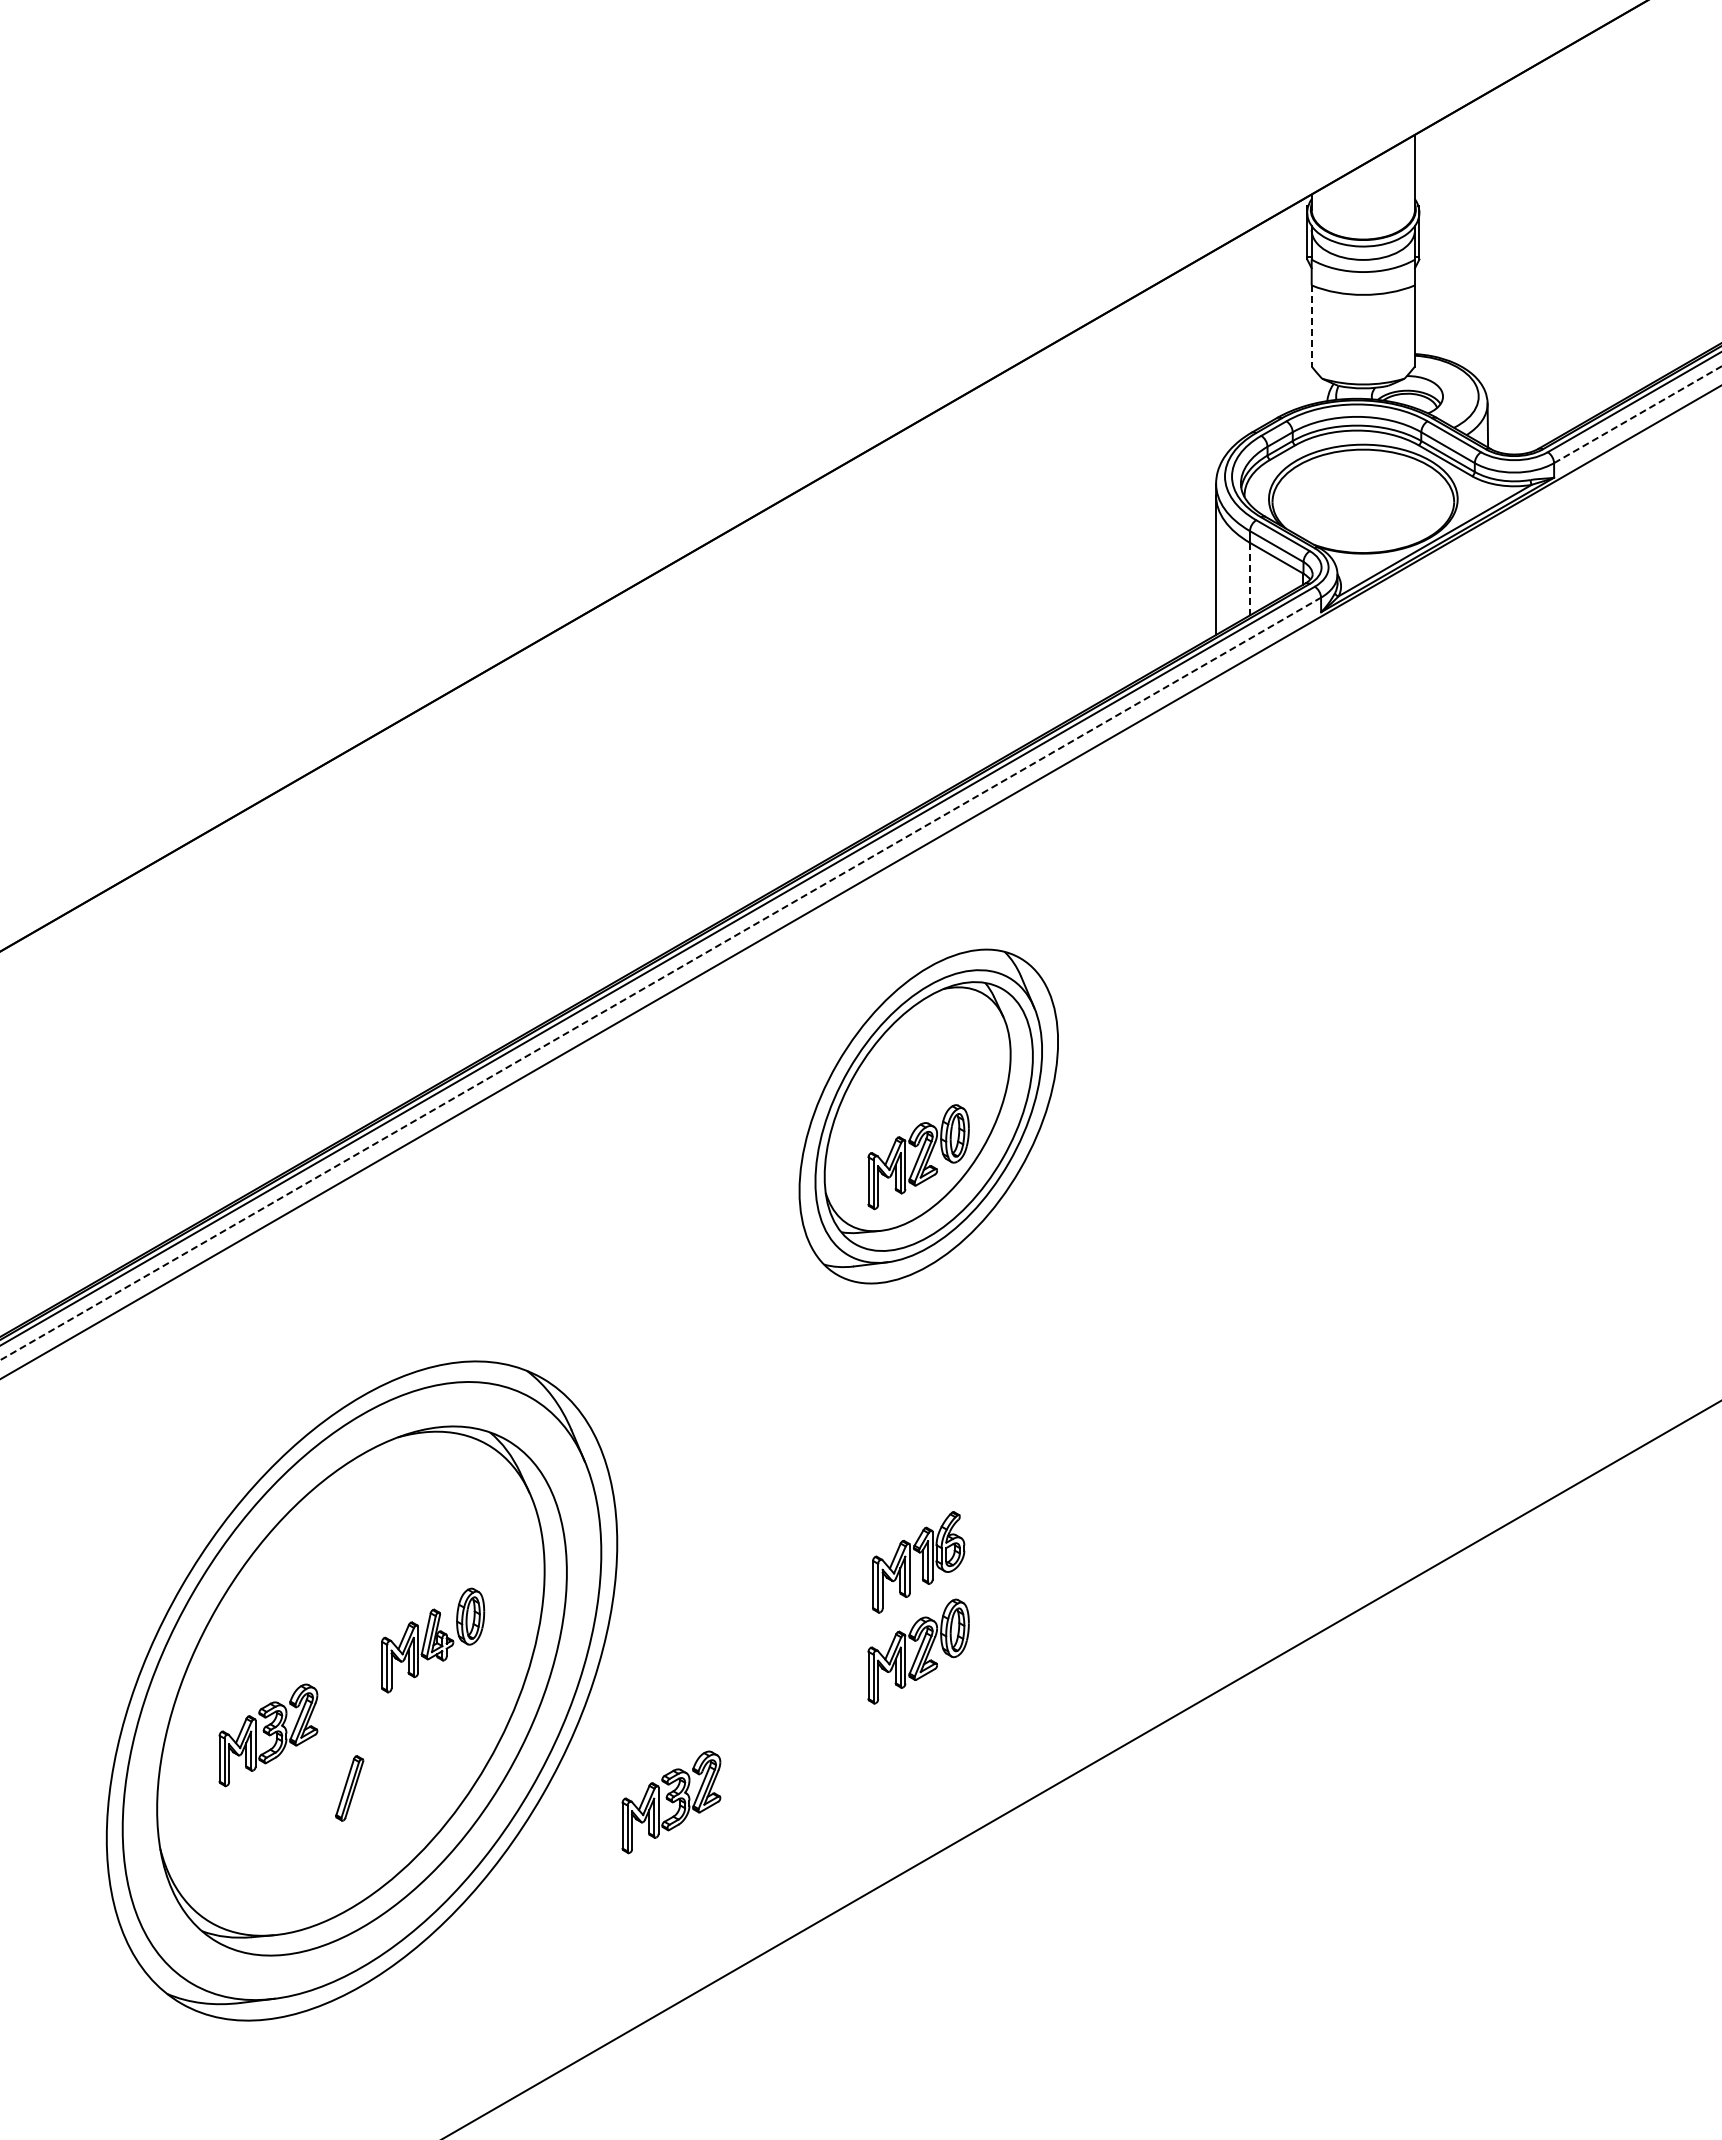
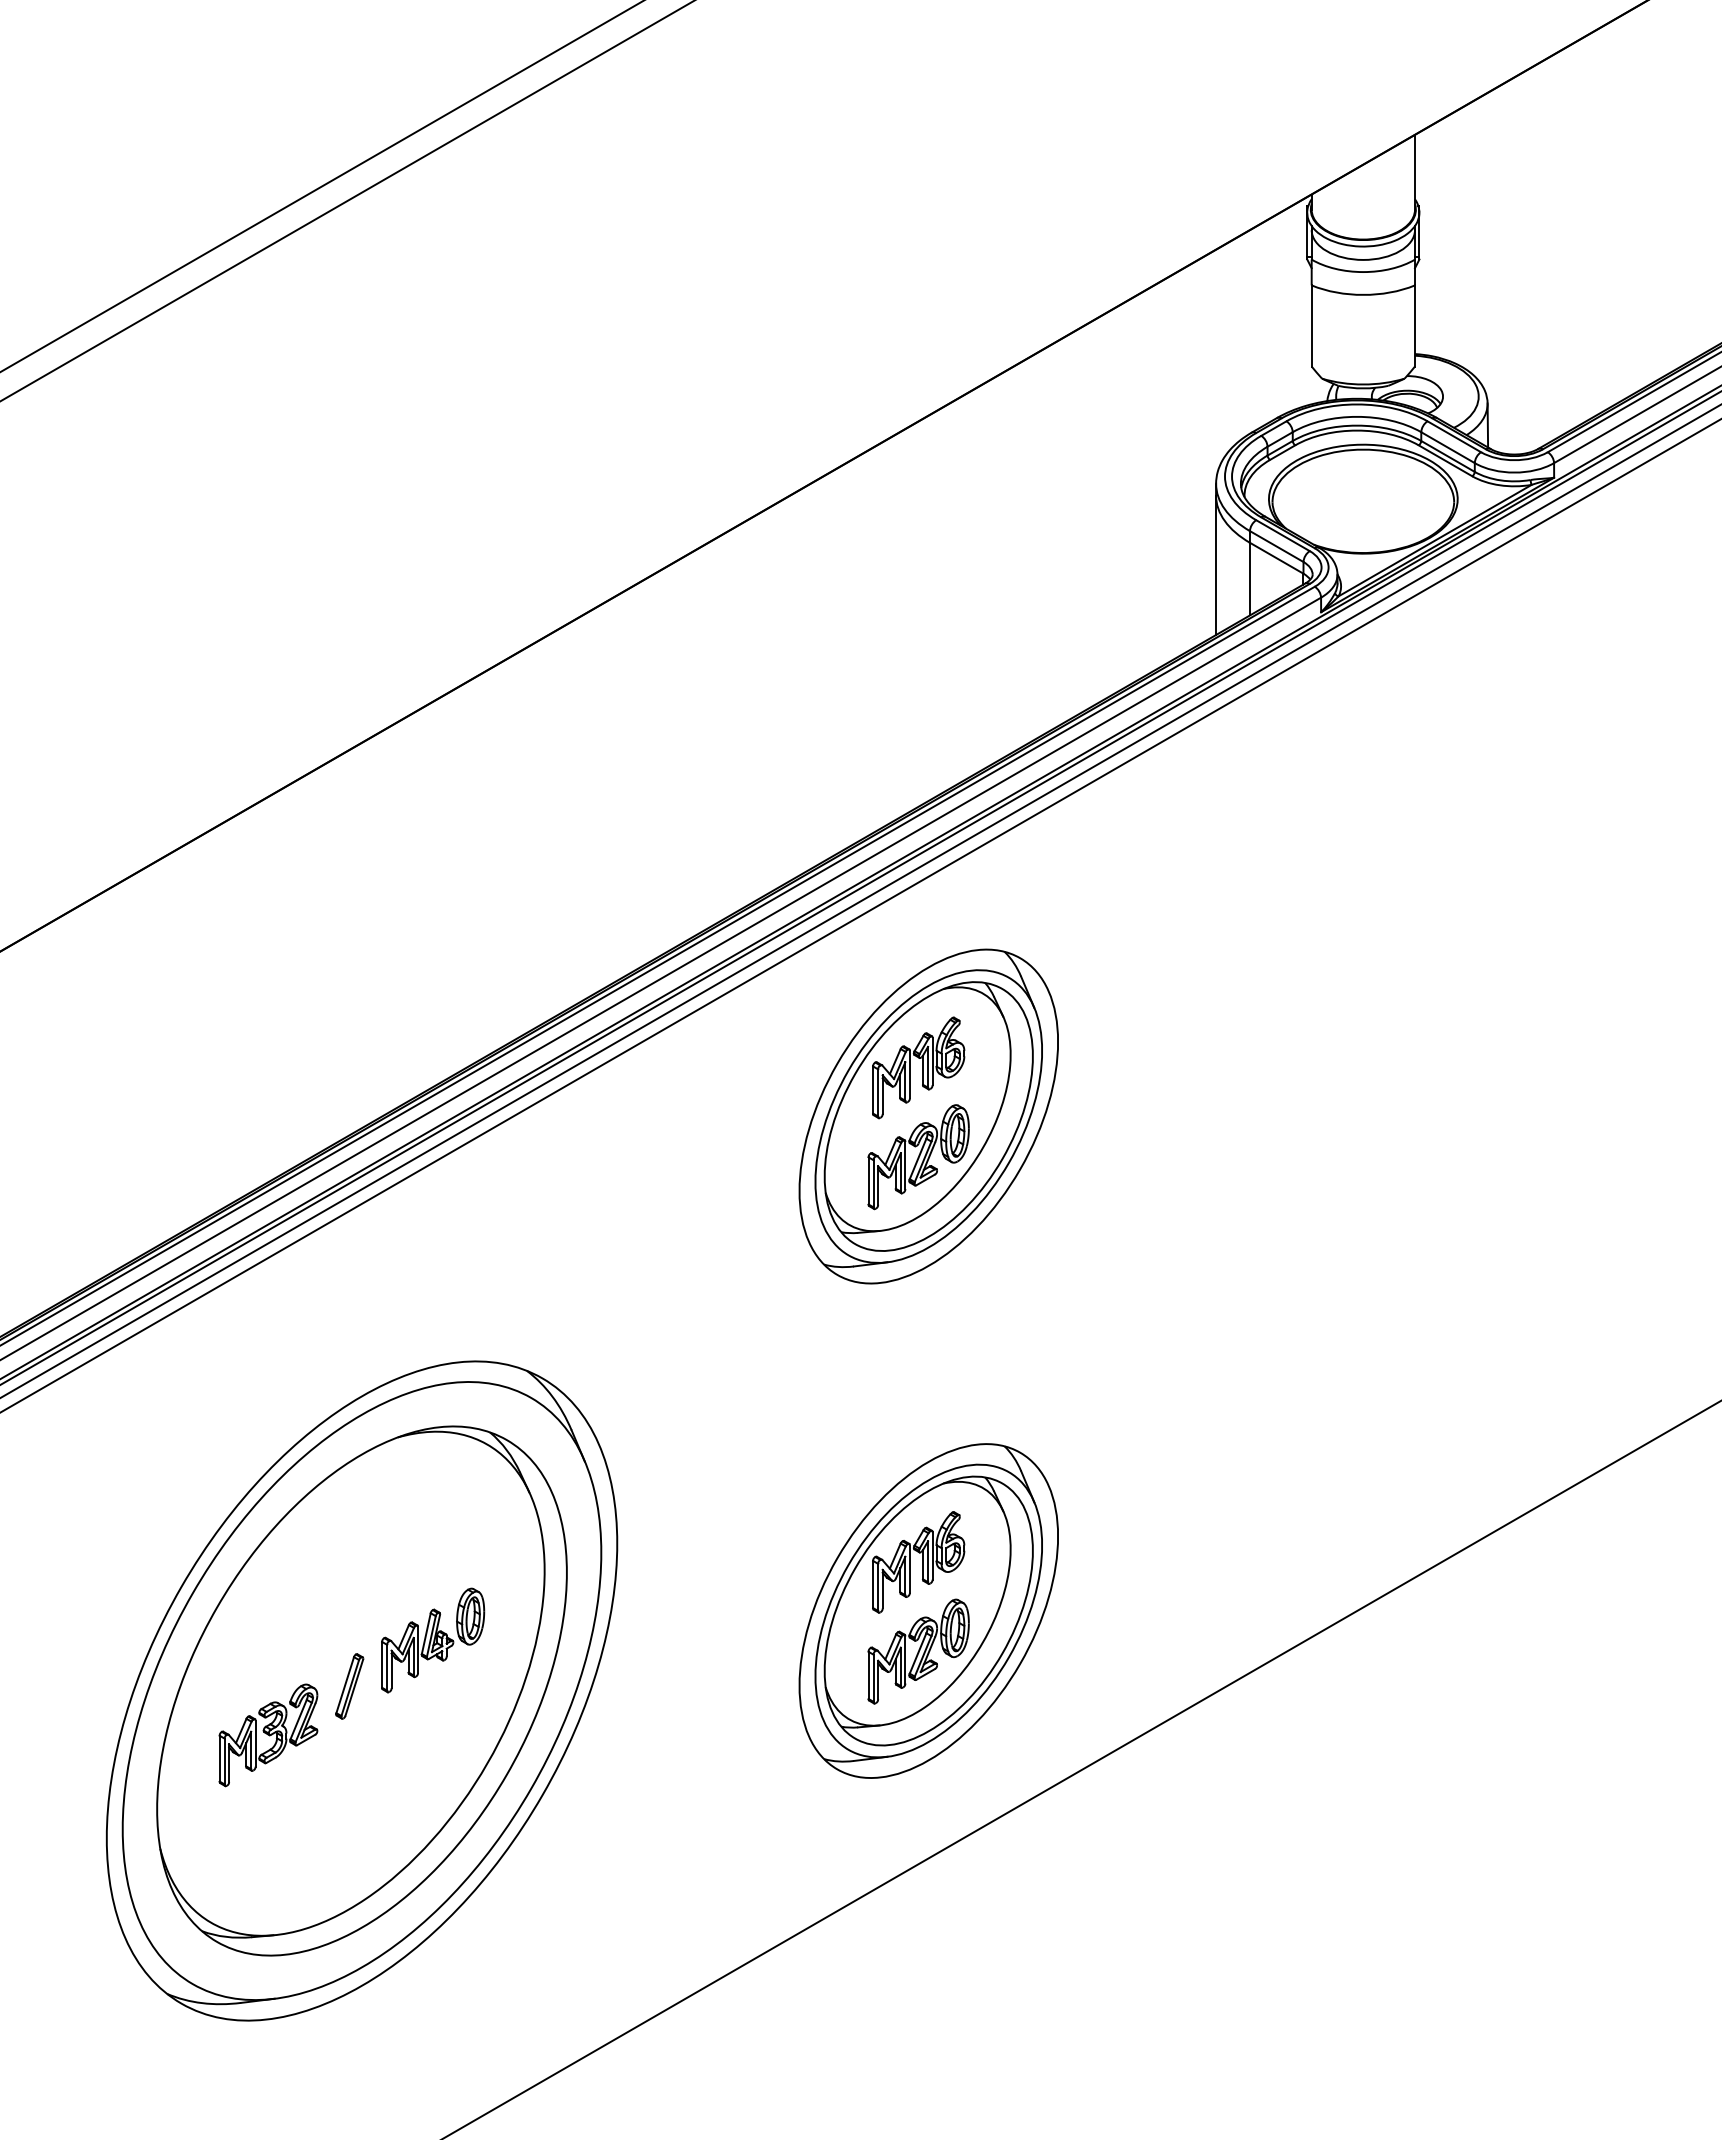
line: none -> present (321, 186)
line: none -> present (346, 201)
line: dashed -> solid (1311, 325)
line: dashed -> solid (1638, 414)
line: dashed -> solid (1249, 579)
line: none -> present (860, 888)
line: none -> present (860, 901)
line: none -> present (860, 915)
line: dashed -> solid (661, 978)
part: none -> present (918, 1067)
part: none -> present (928, 1610)
part position: (349, 1788) -> (349, 1686) (349, 1686)
part: present -> none (671, 1802)
